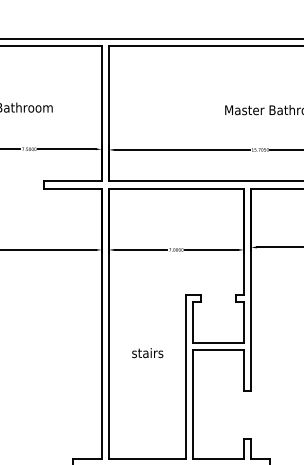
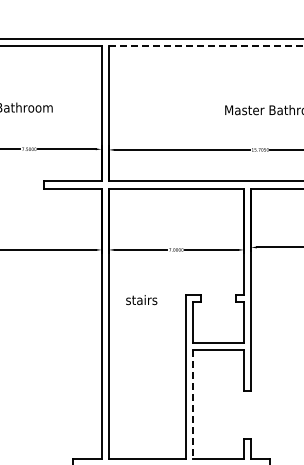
line: solid -> dashed (206, 46)
text position: (147, 353) -> (141, 300) (141, 300)
line: solid -> dashed (193, 404)
